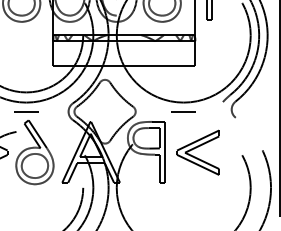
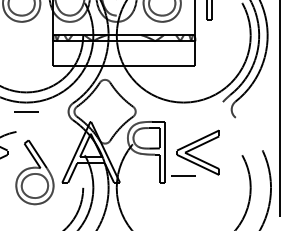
line position: (183, 111) -> (183, 175) (183, 175)
part position: (34, 152) -> (34, 172) (34, 172)
